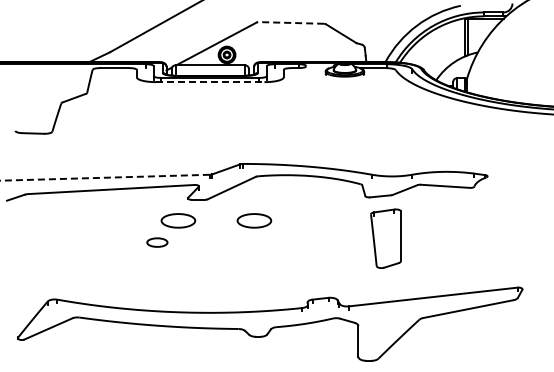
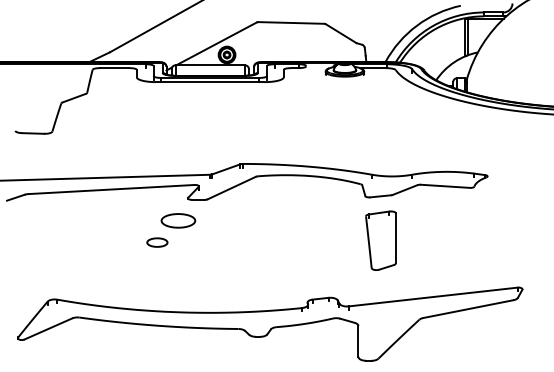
line: dashed -> solid (291, 22)
line: dashed -> solid (210, 82)
line: dashed -> solid (105, 177)
part: present -> none (254, 220)
part position: (385, 238) -> (380, 240) (380, 240)
